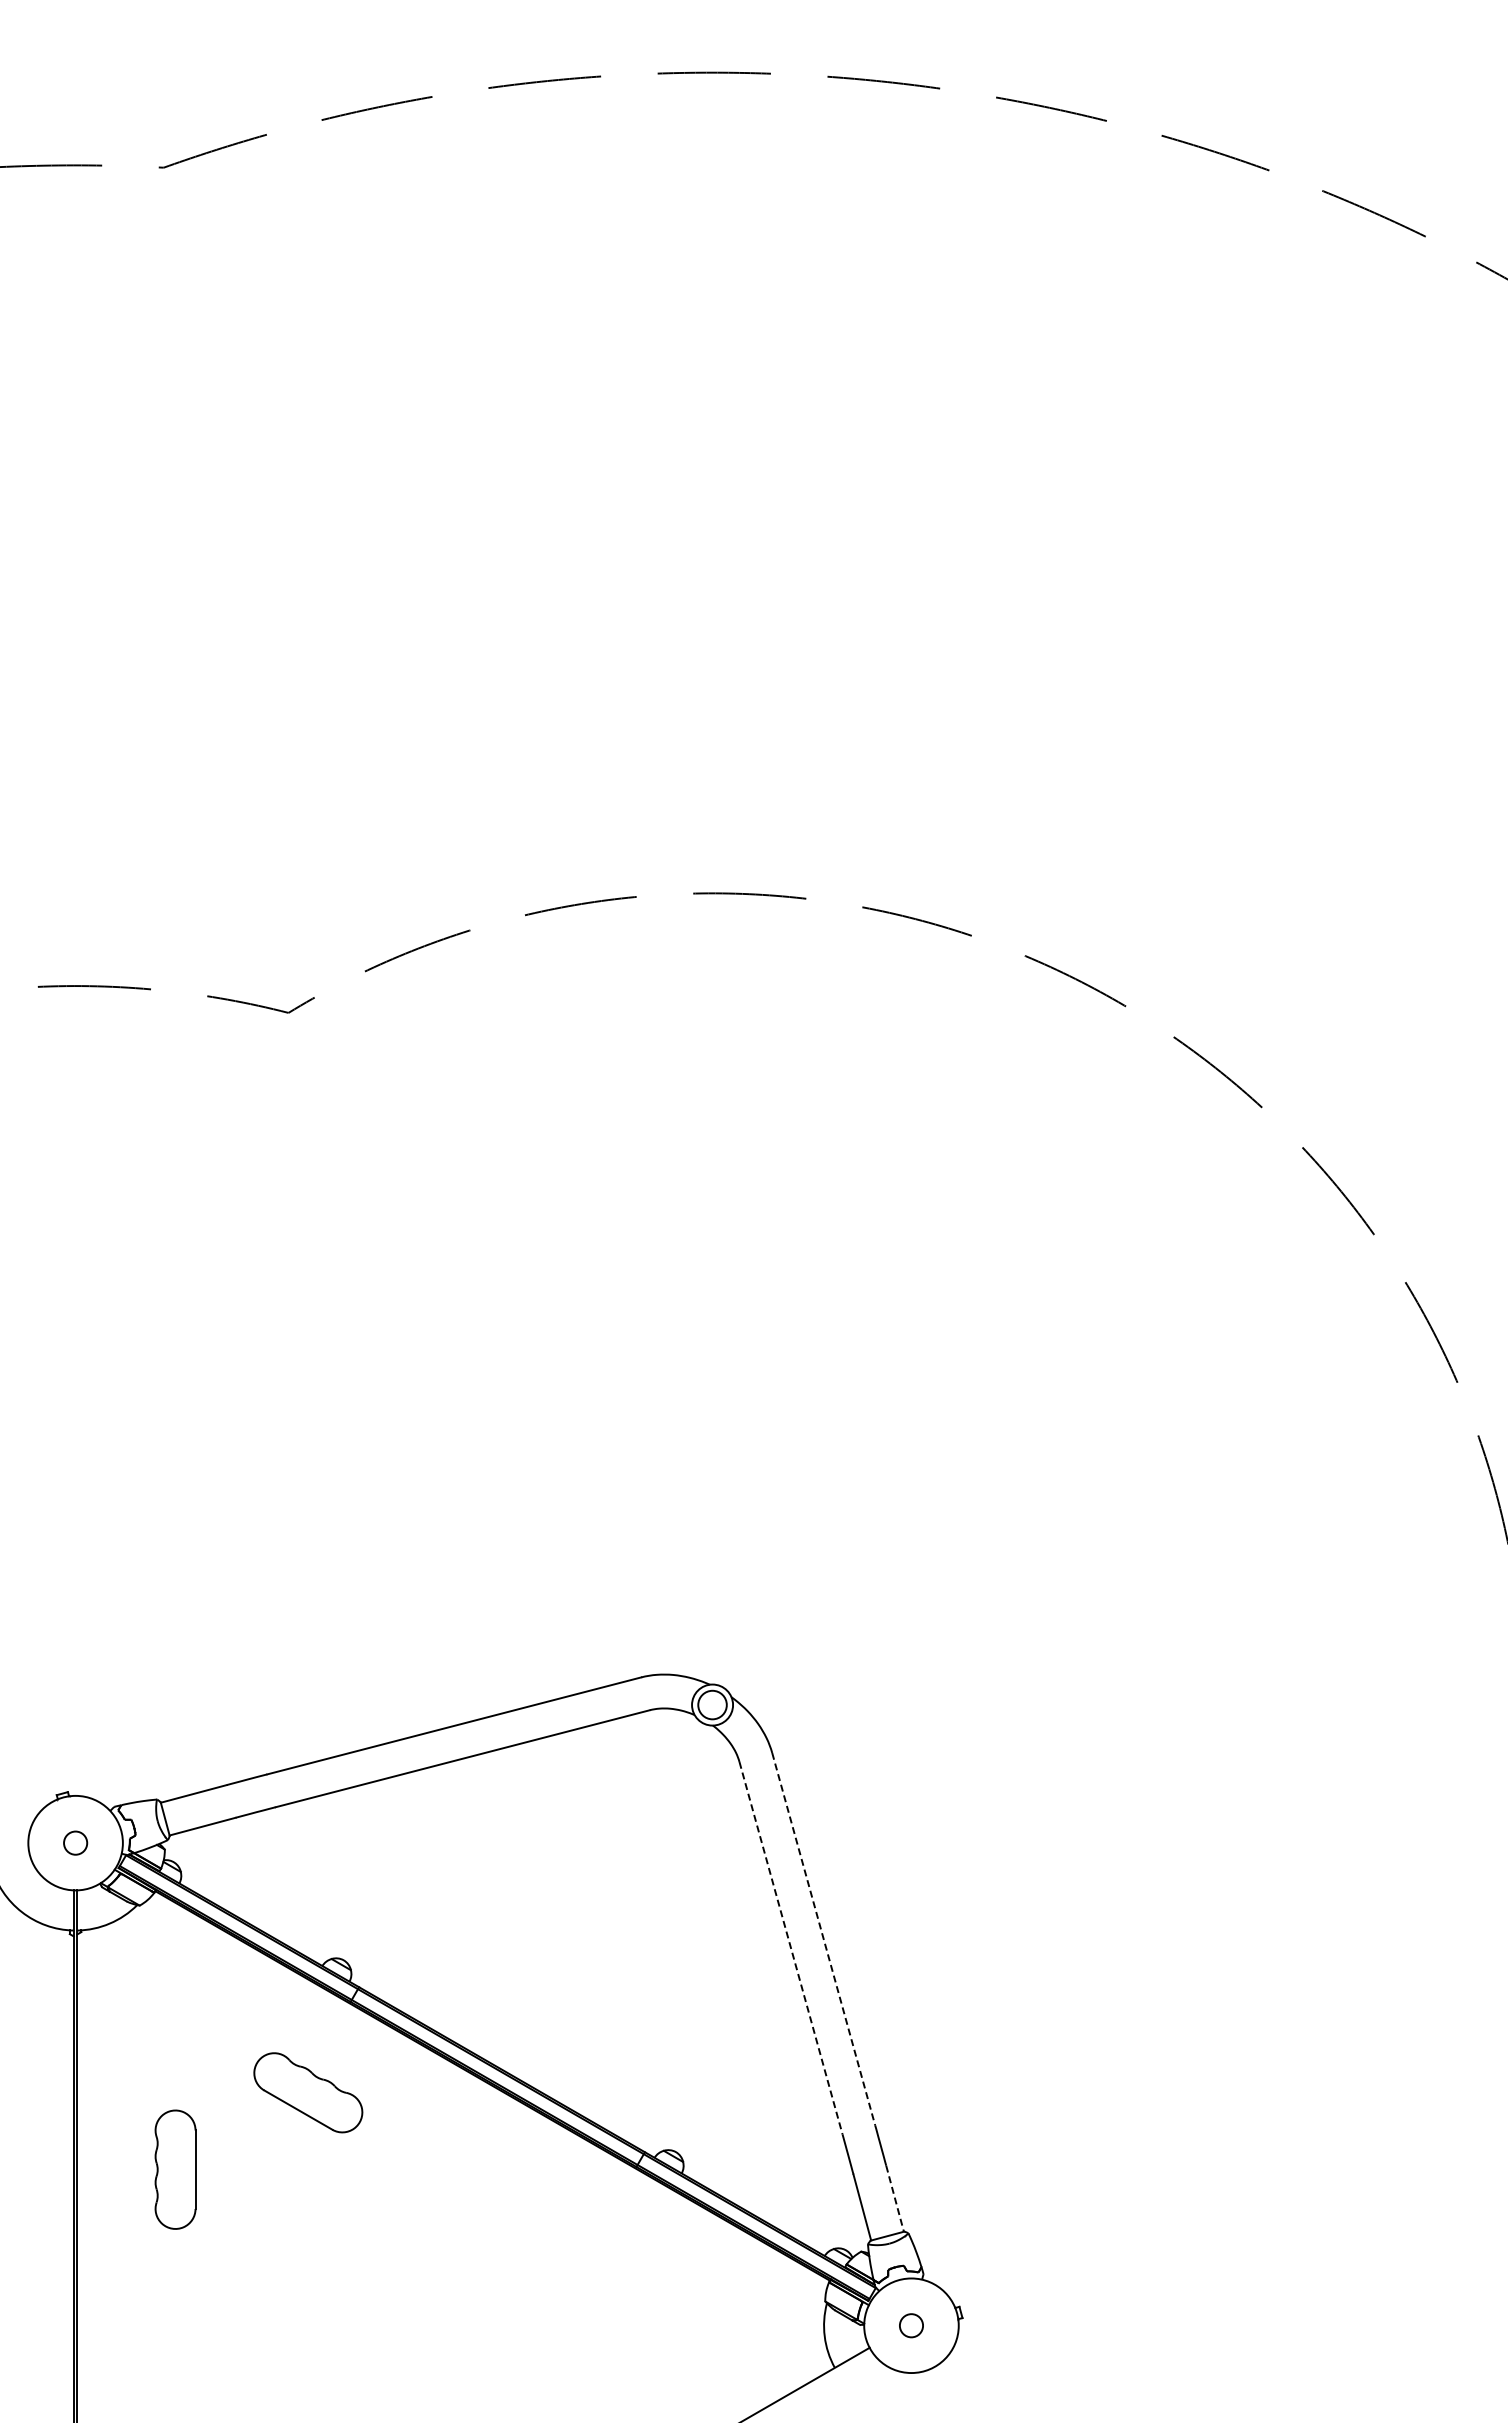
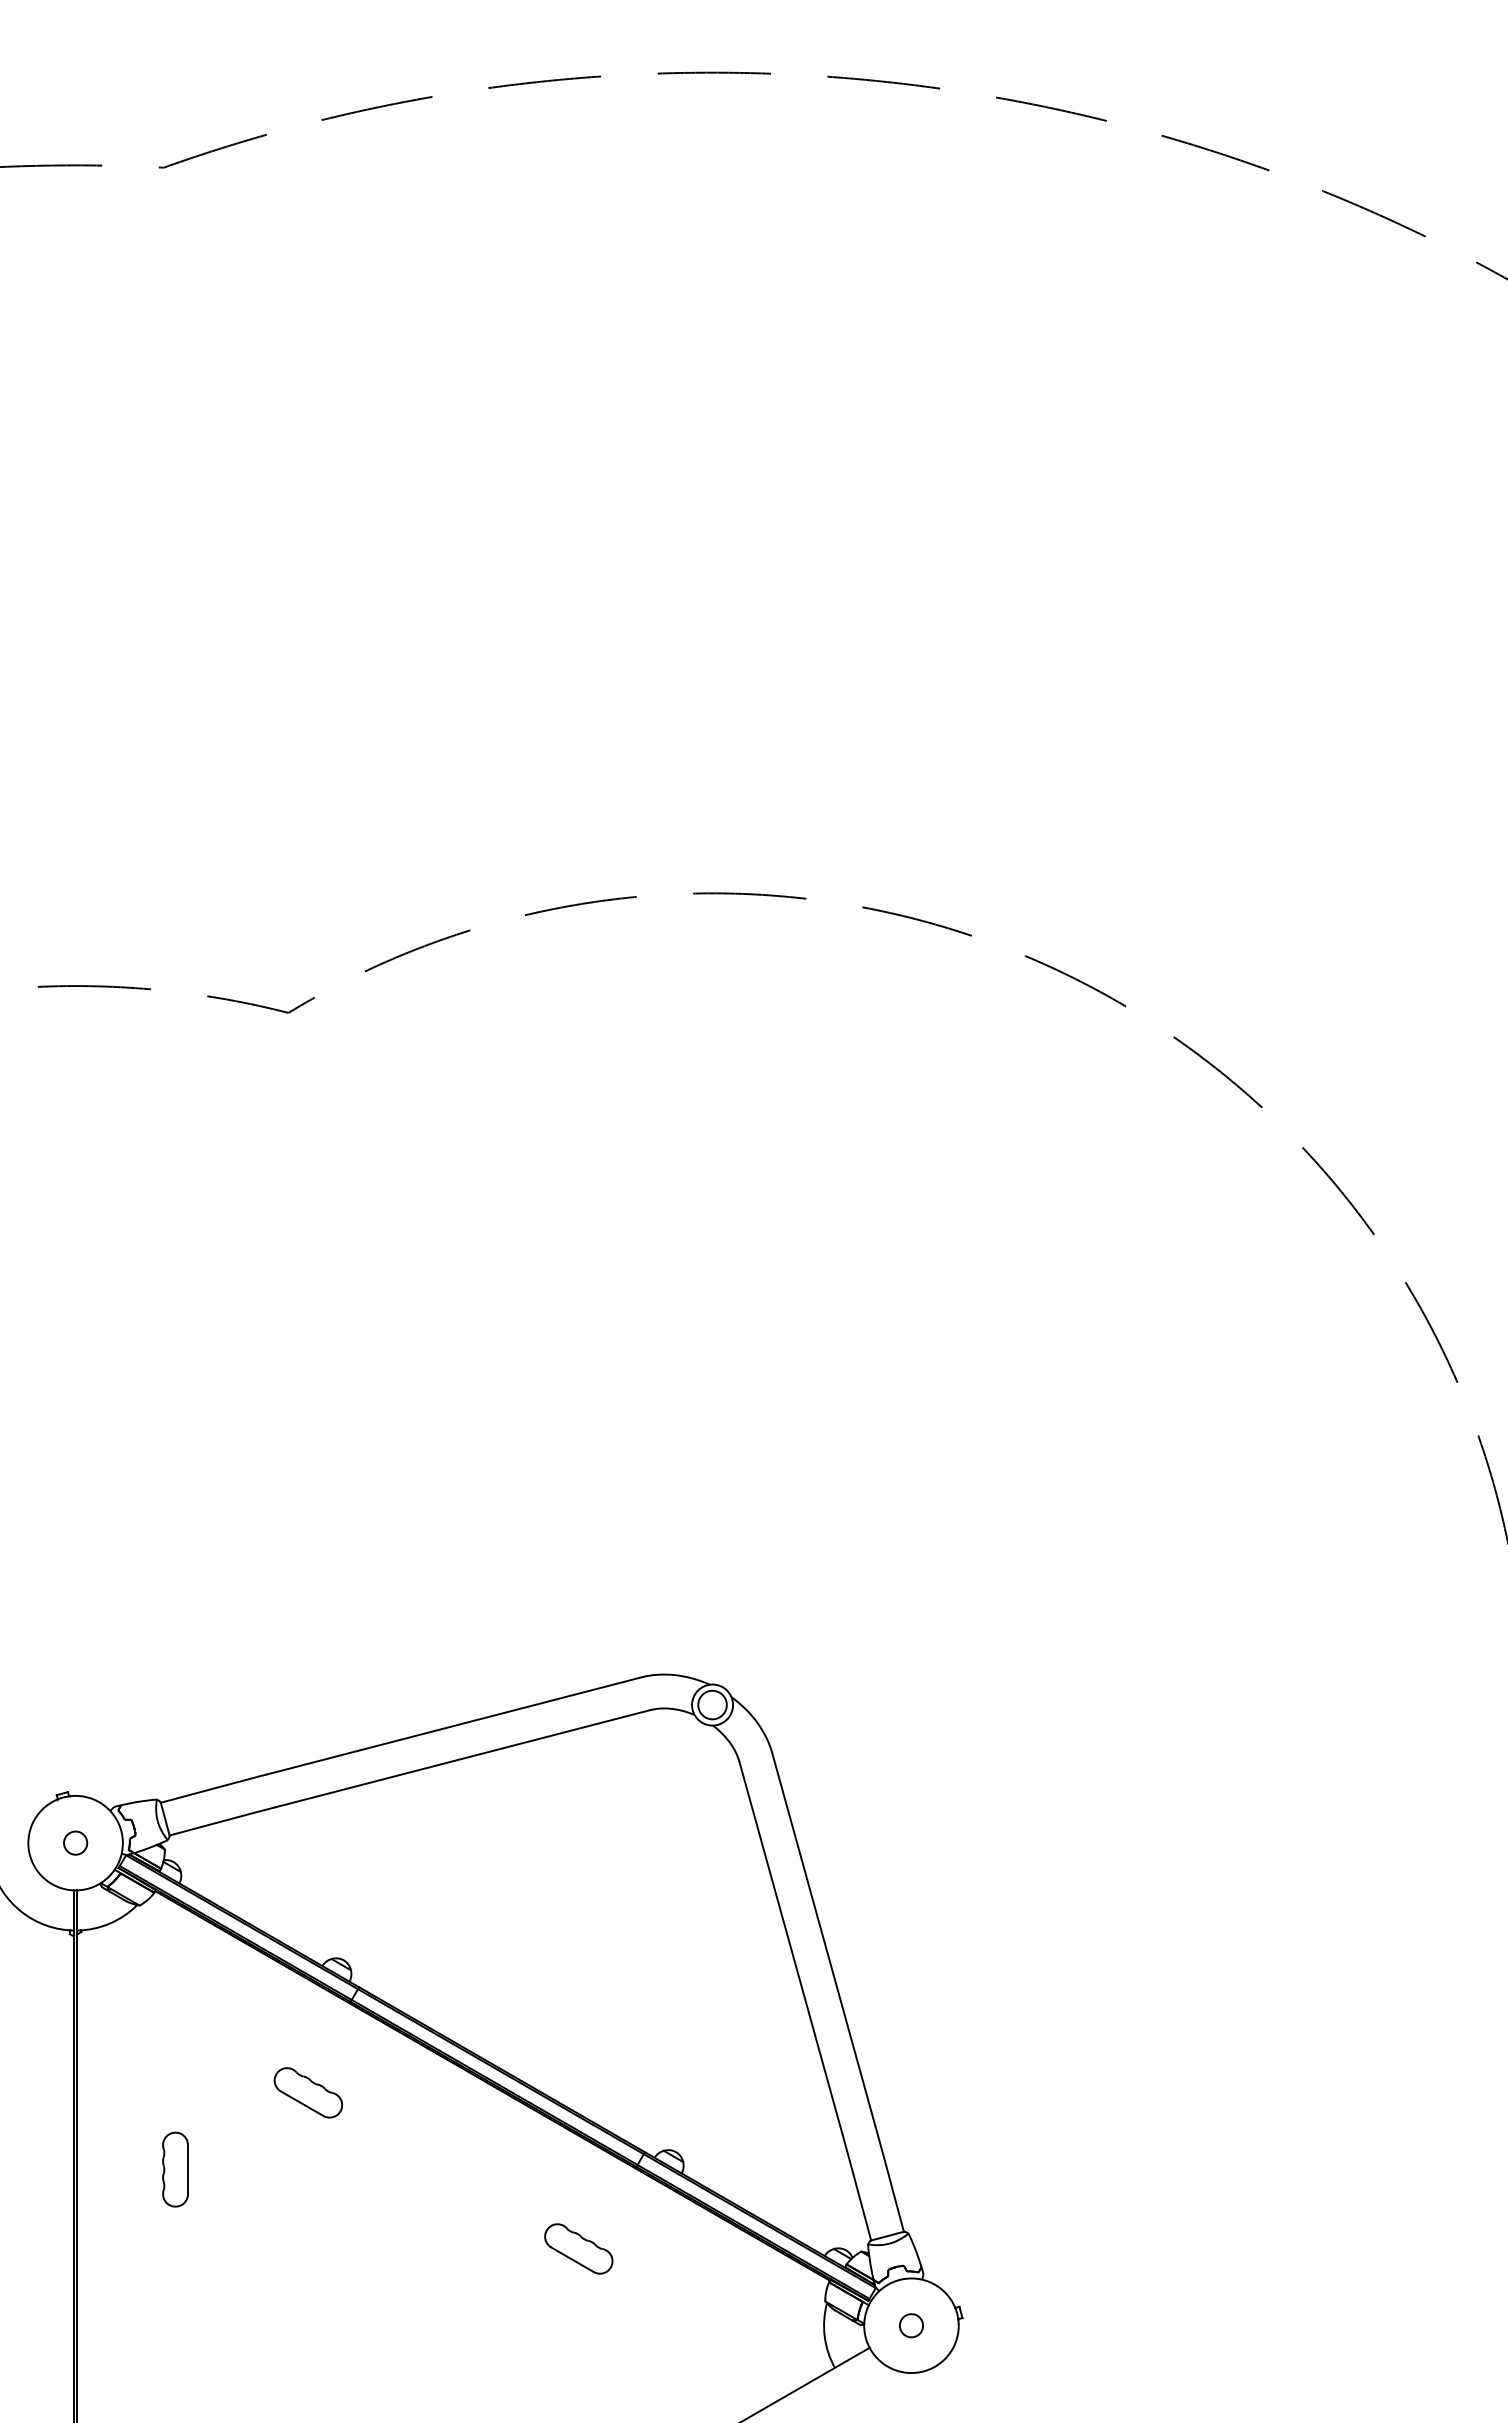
line: dashed -> solid (823, 1939)
line: dashed -> solid (791, 1948)
part size: 111x82 px -> 71x52 px (308, 2092)
part size: 43x121 px -> 27x77 px (175, 2169)
line: dashed -> solid (895, 2199)
part: none -> present (578, 2248)
